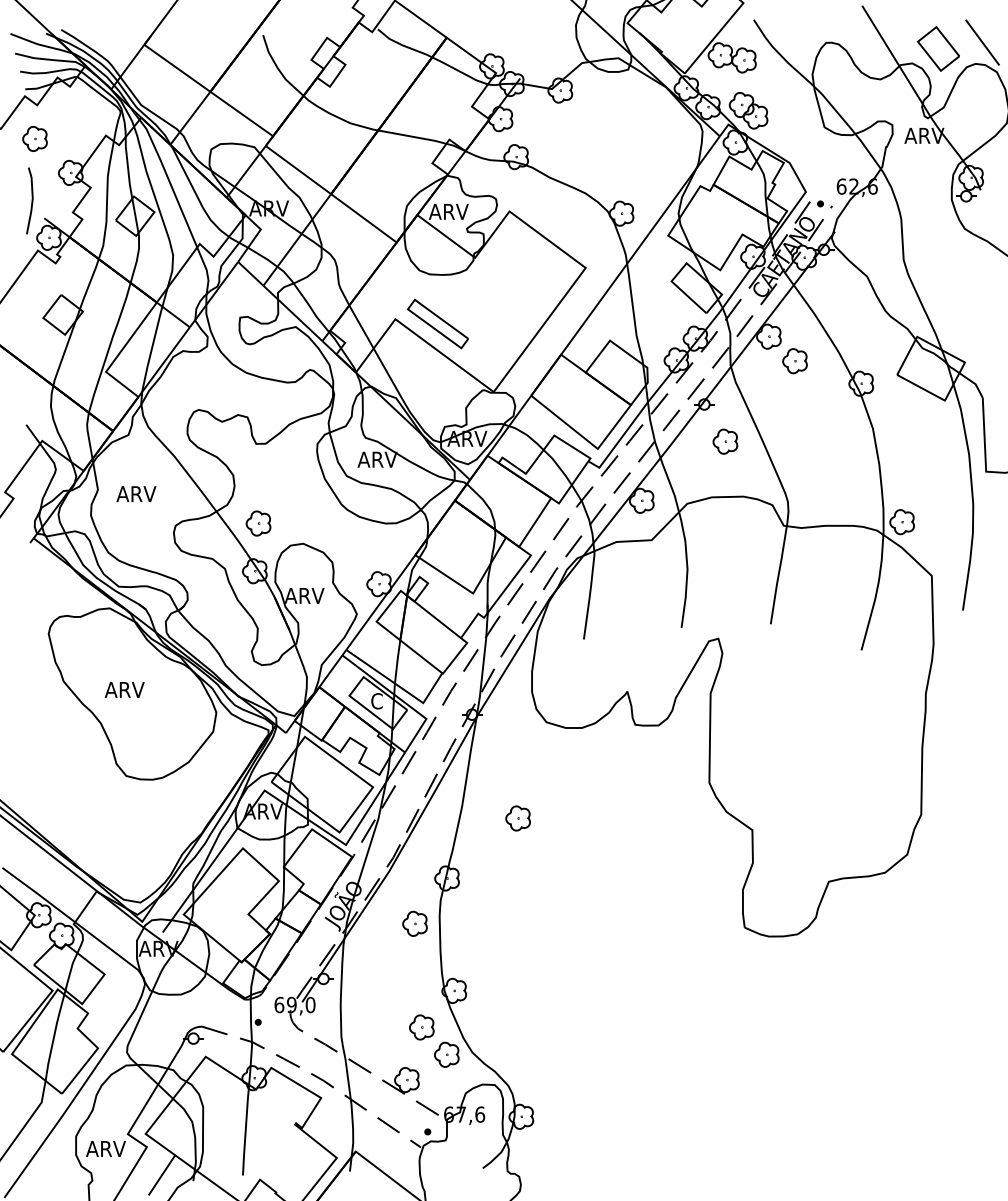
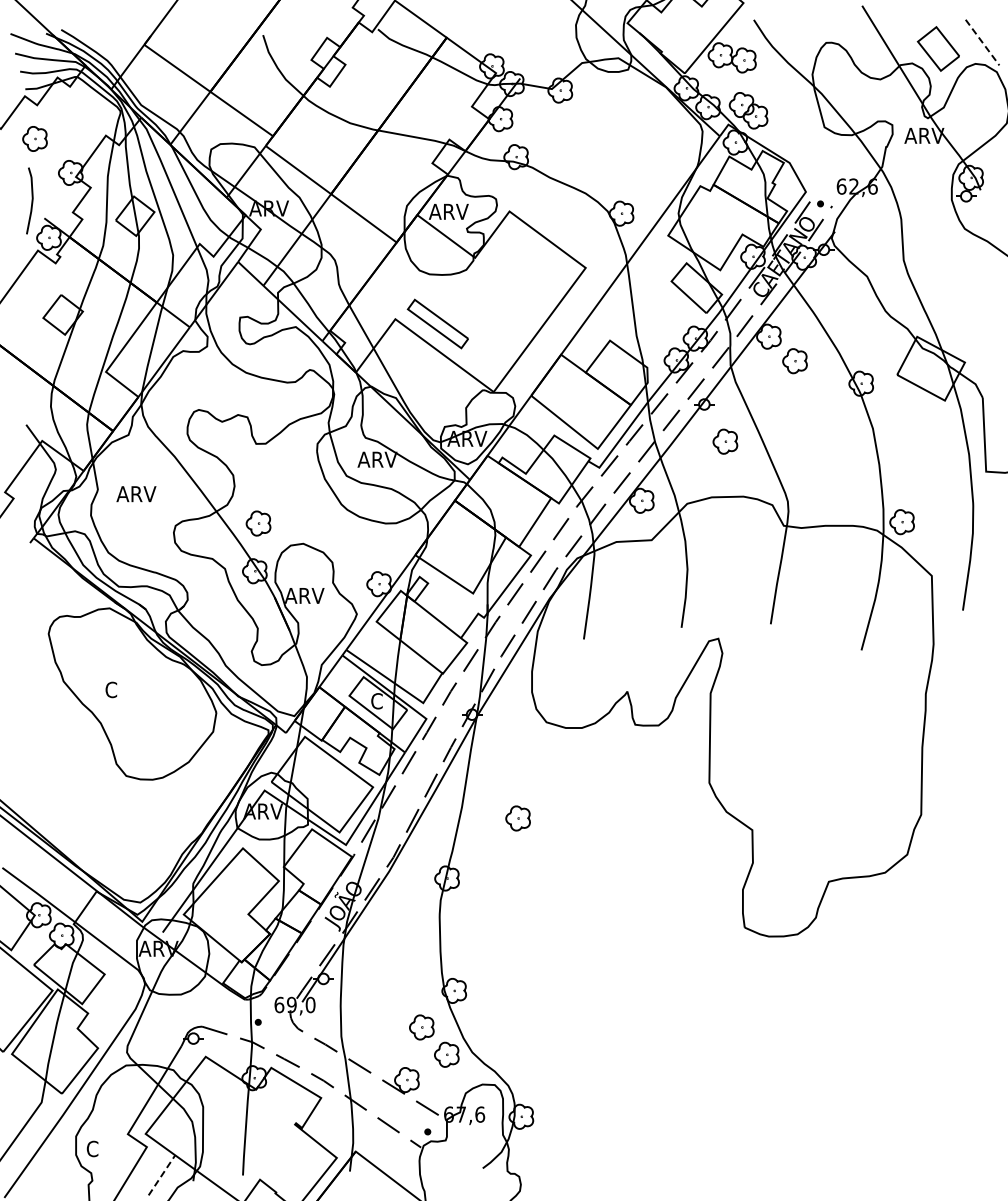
line: solid -> dashed (982, 43)
text: ARV -> C (124, 689)
part: present -> none (414, 923)
text: ARV -> C (105, 1148)
line: solid -> dashed (162, 1174)
